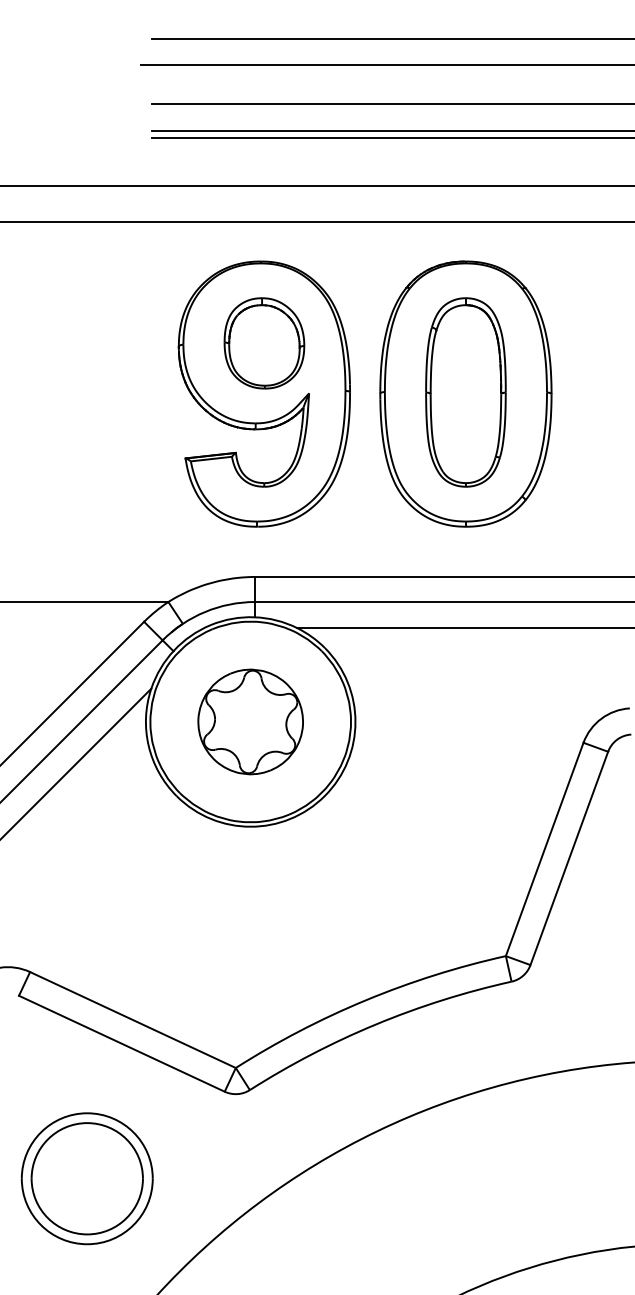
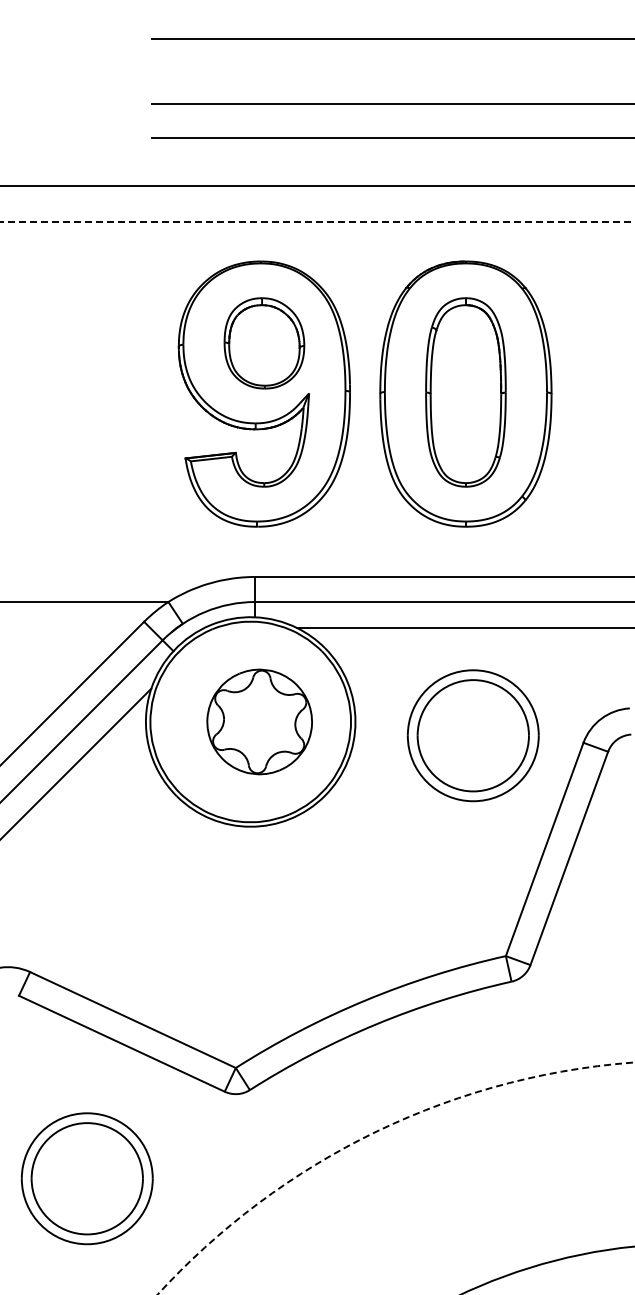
line: present -> none (386, 64)
line: present -> none (391, 130)
line: solid -> dashed (317, 221)
part position: (250, 721) -> (259, 721) (259, 721)
part: none -> present (472, 735)
arc: solid -> dashed (372, 1133)
